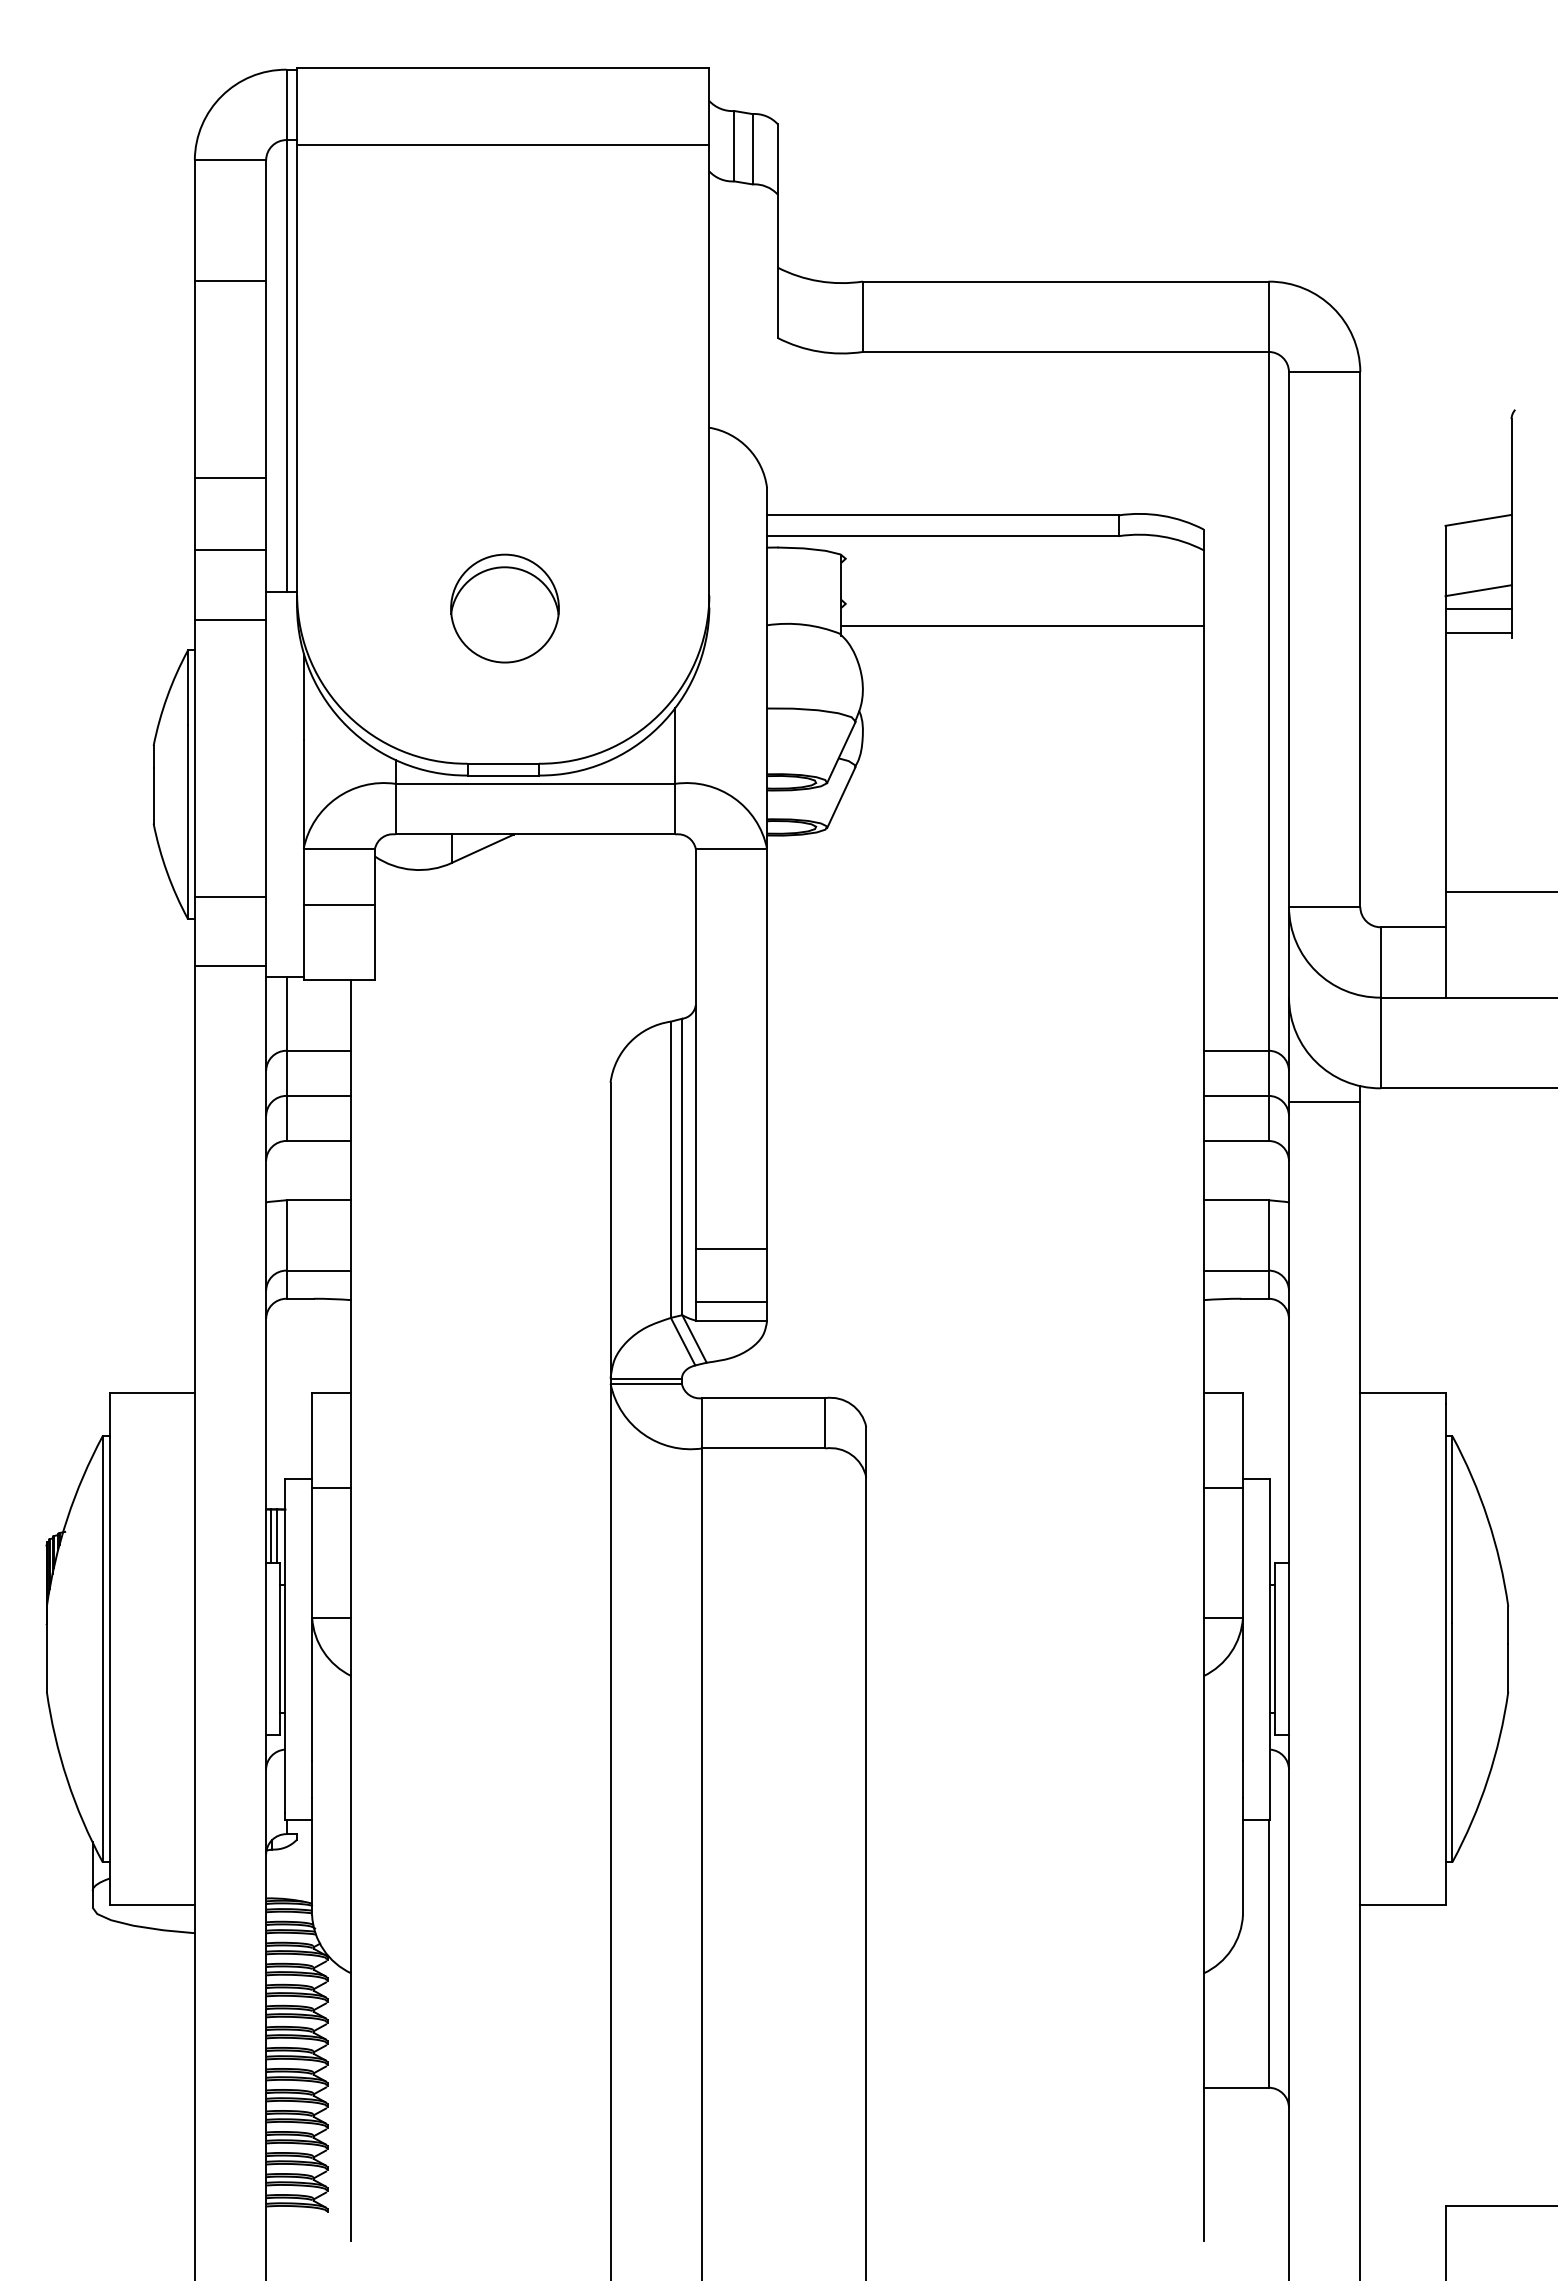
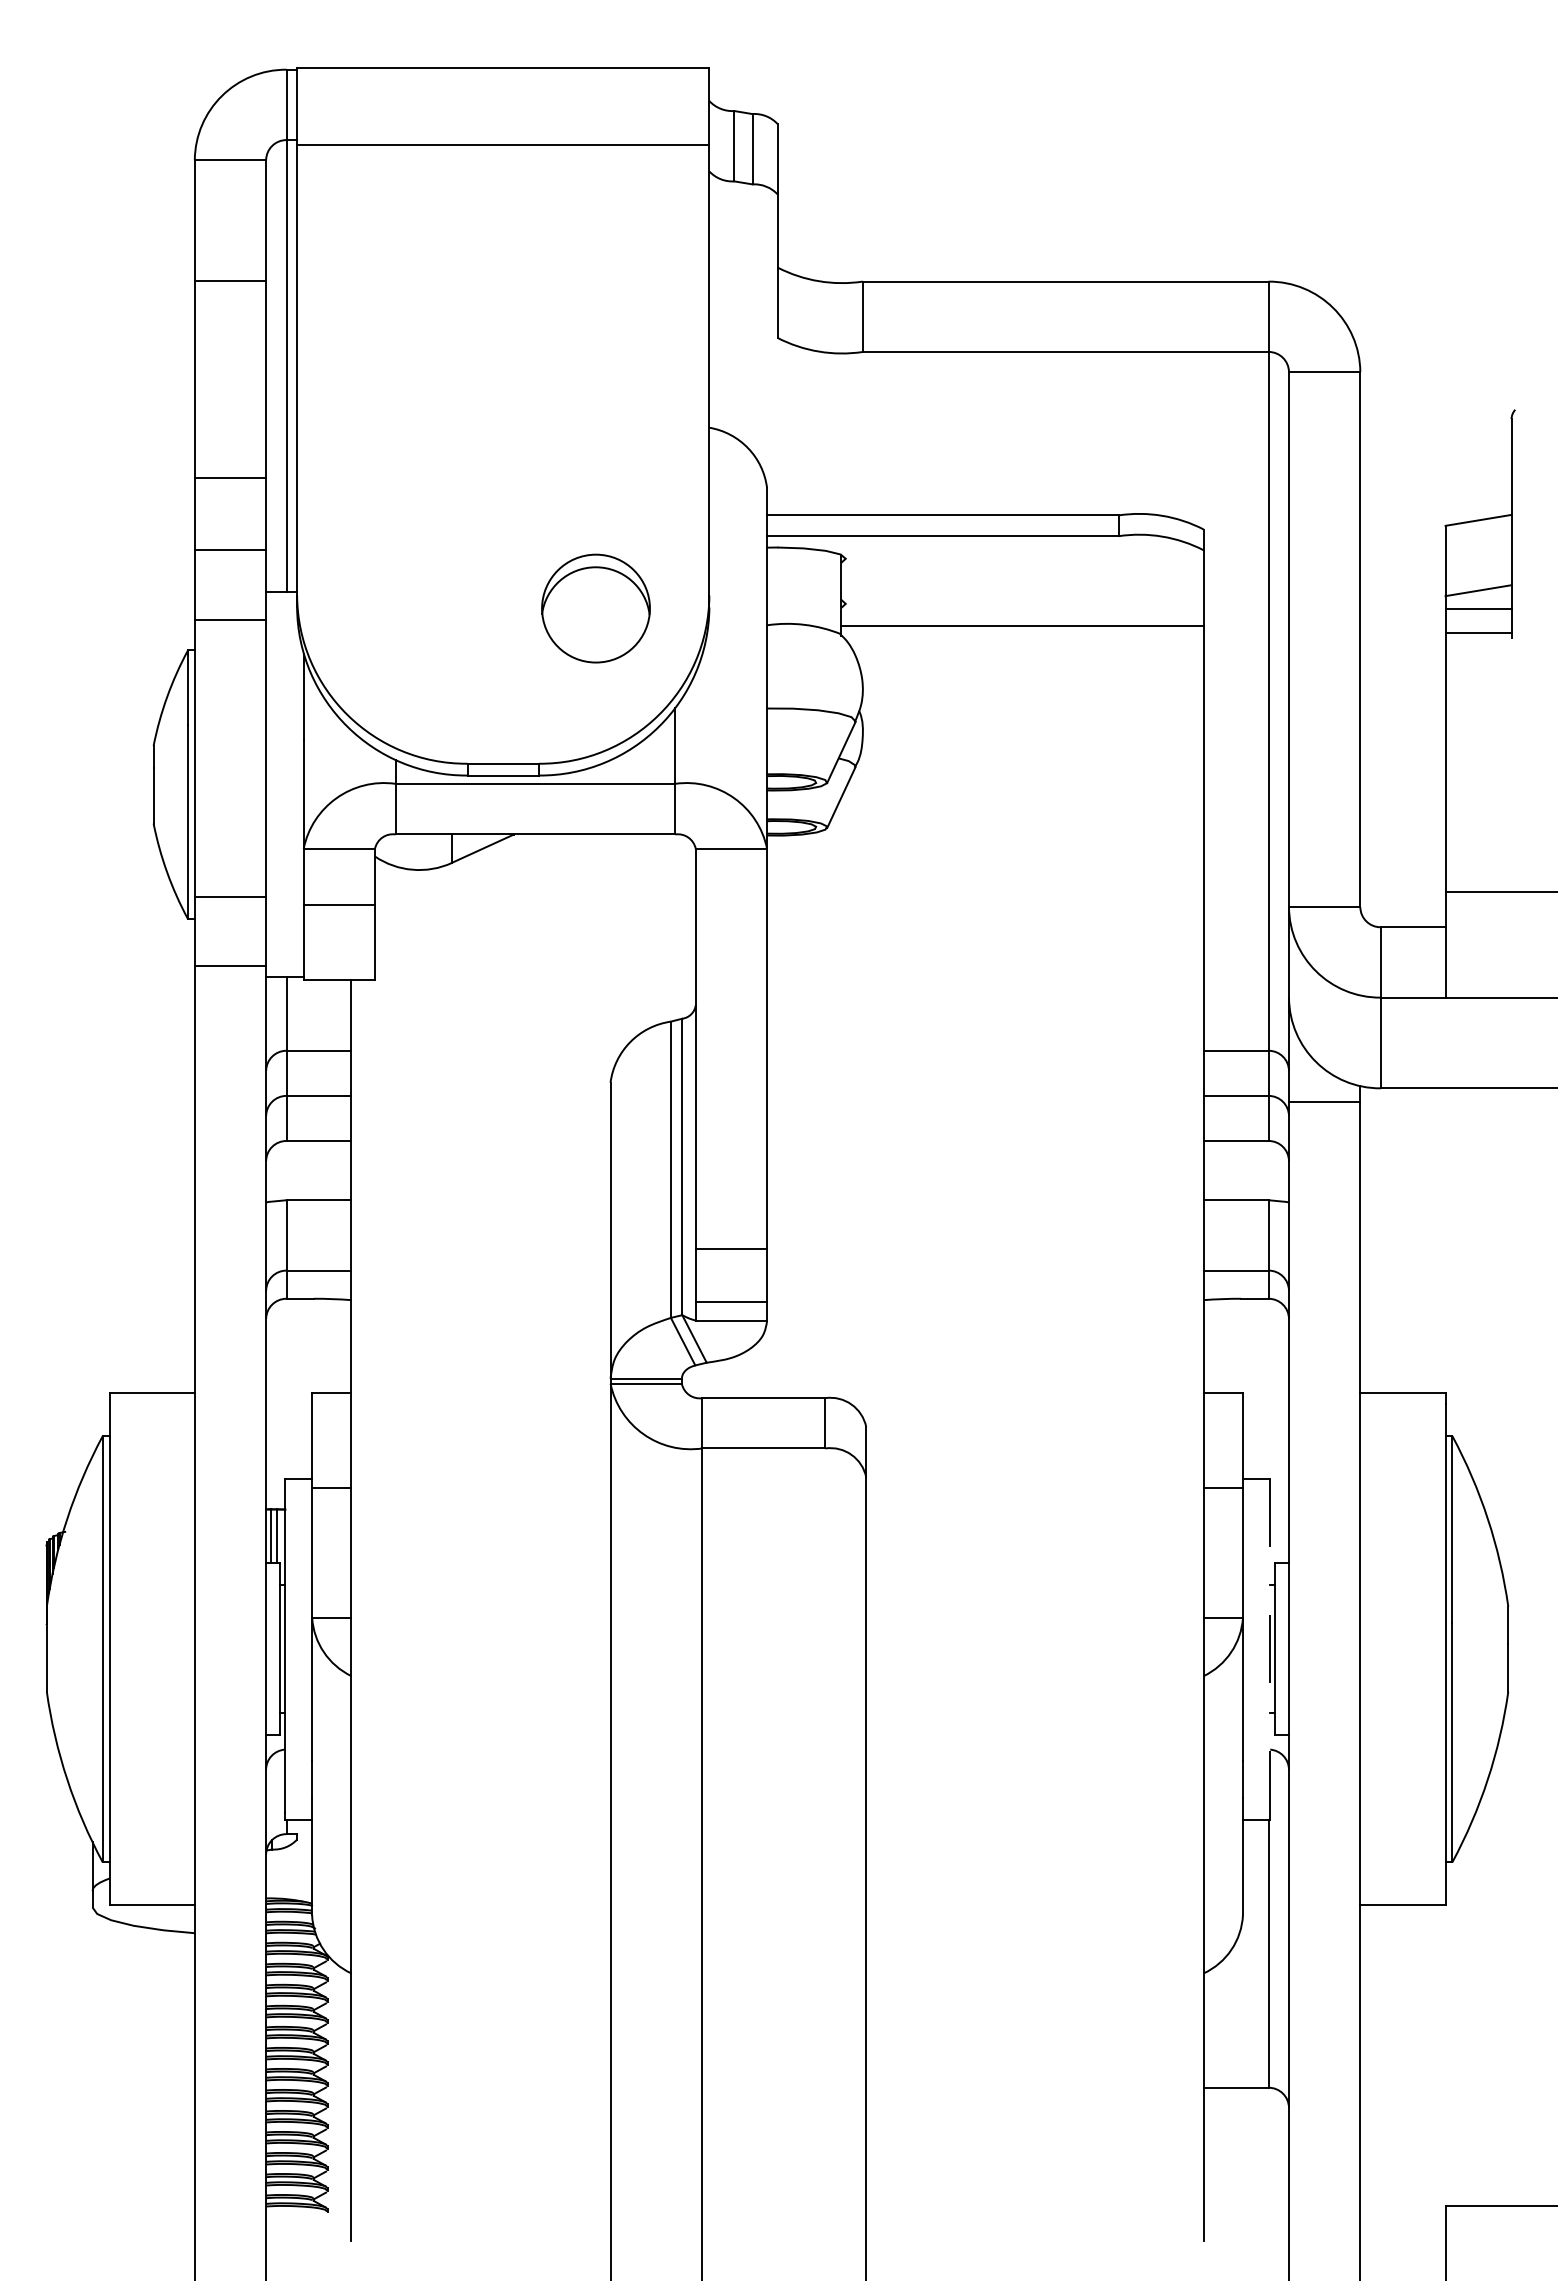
part position: (504, 608) -> (595, 608) (595, 608)
line: solid -> dashed (1270, 1648)
